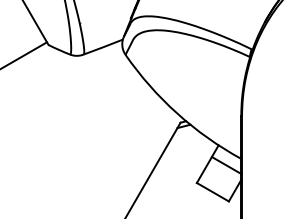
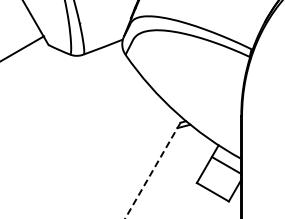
line position: (24, 54) -> (23, 48) (23, 48)
line: solid -> dashed (152, 171)
